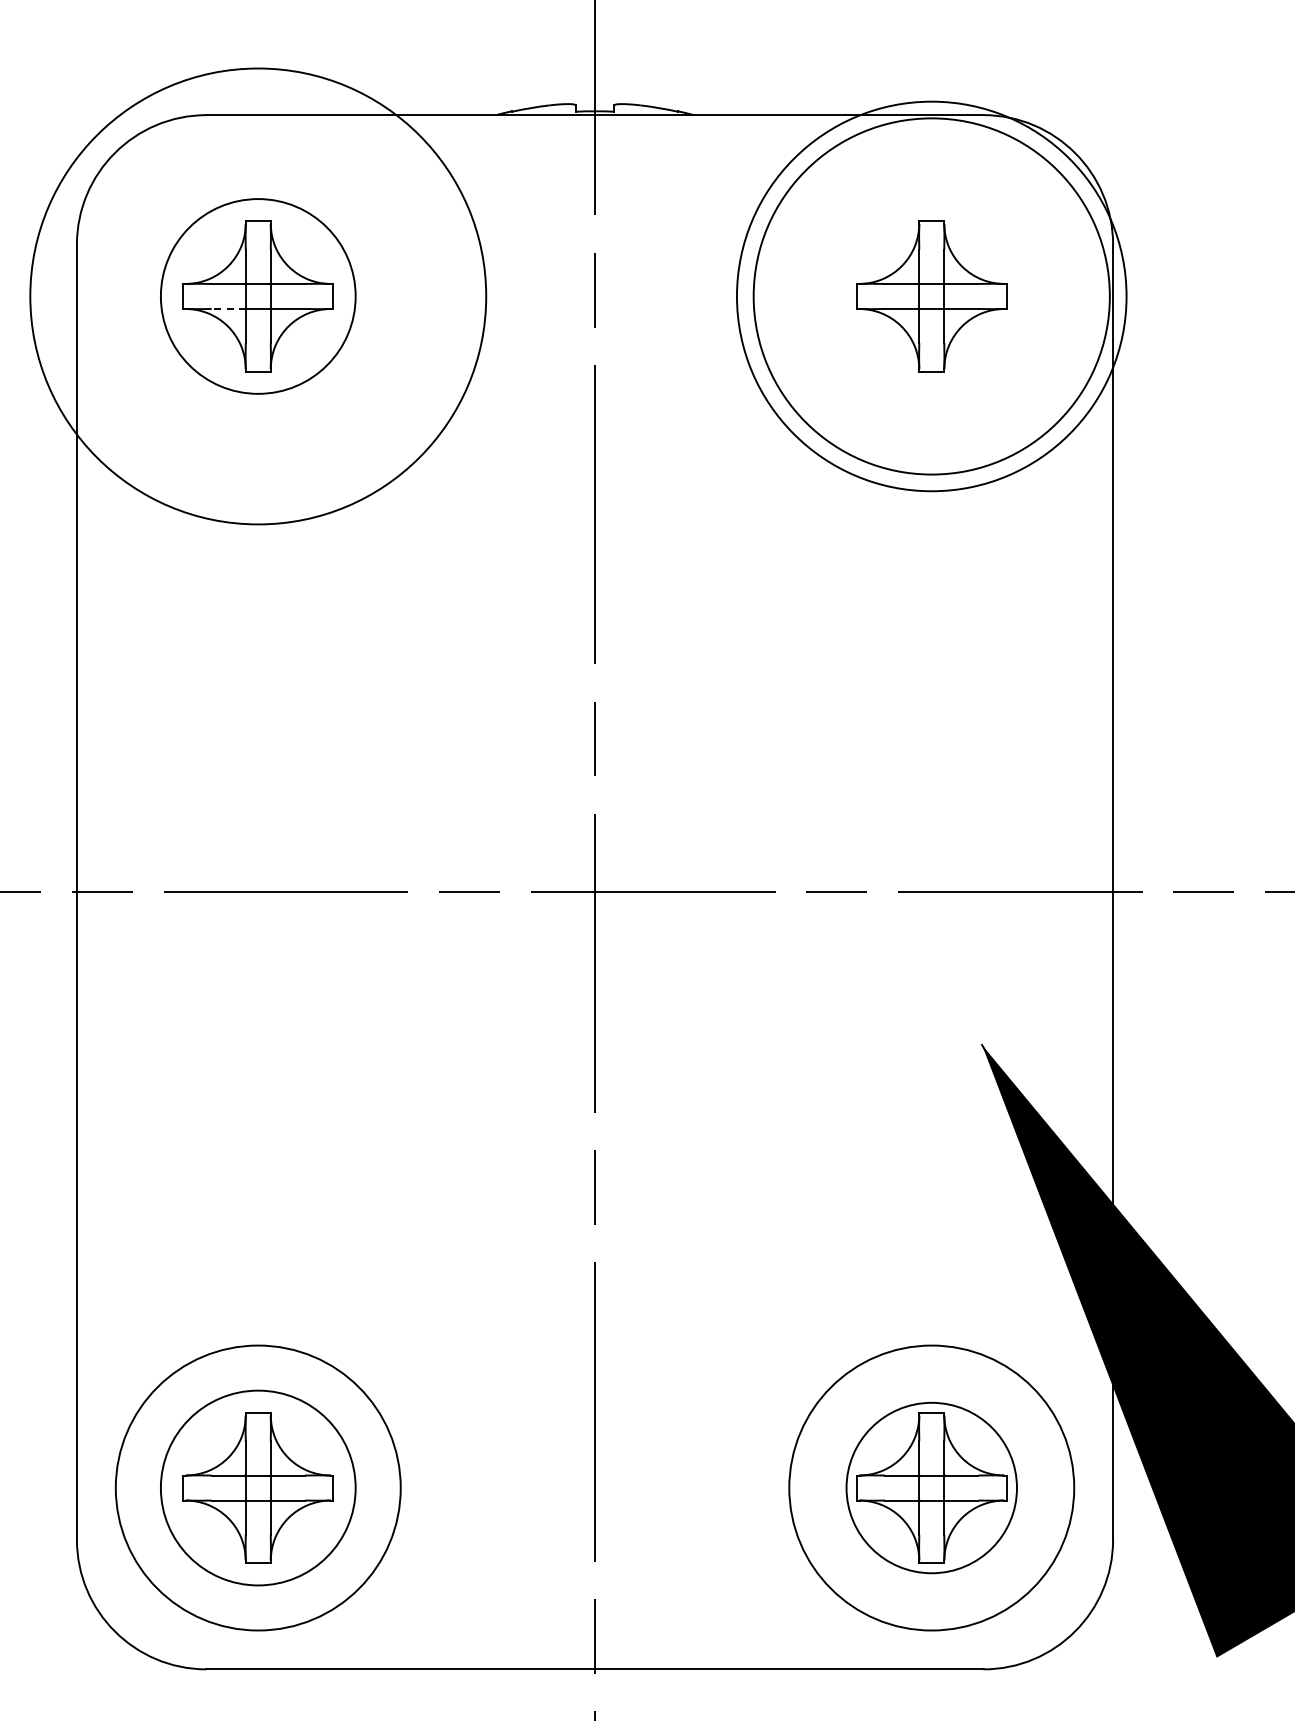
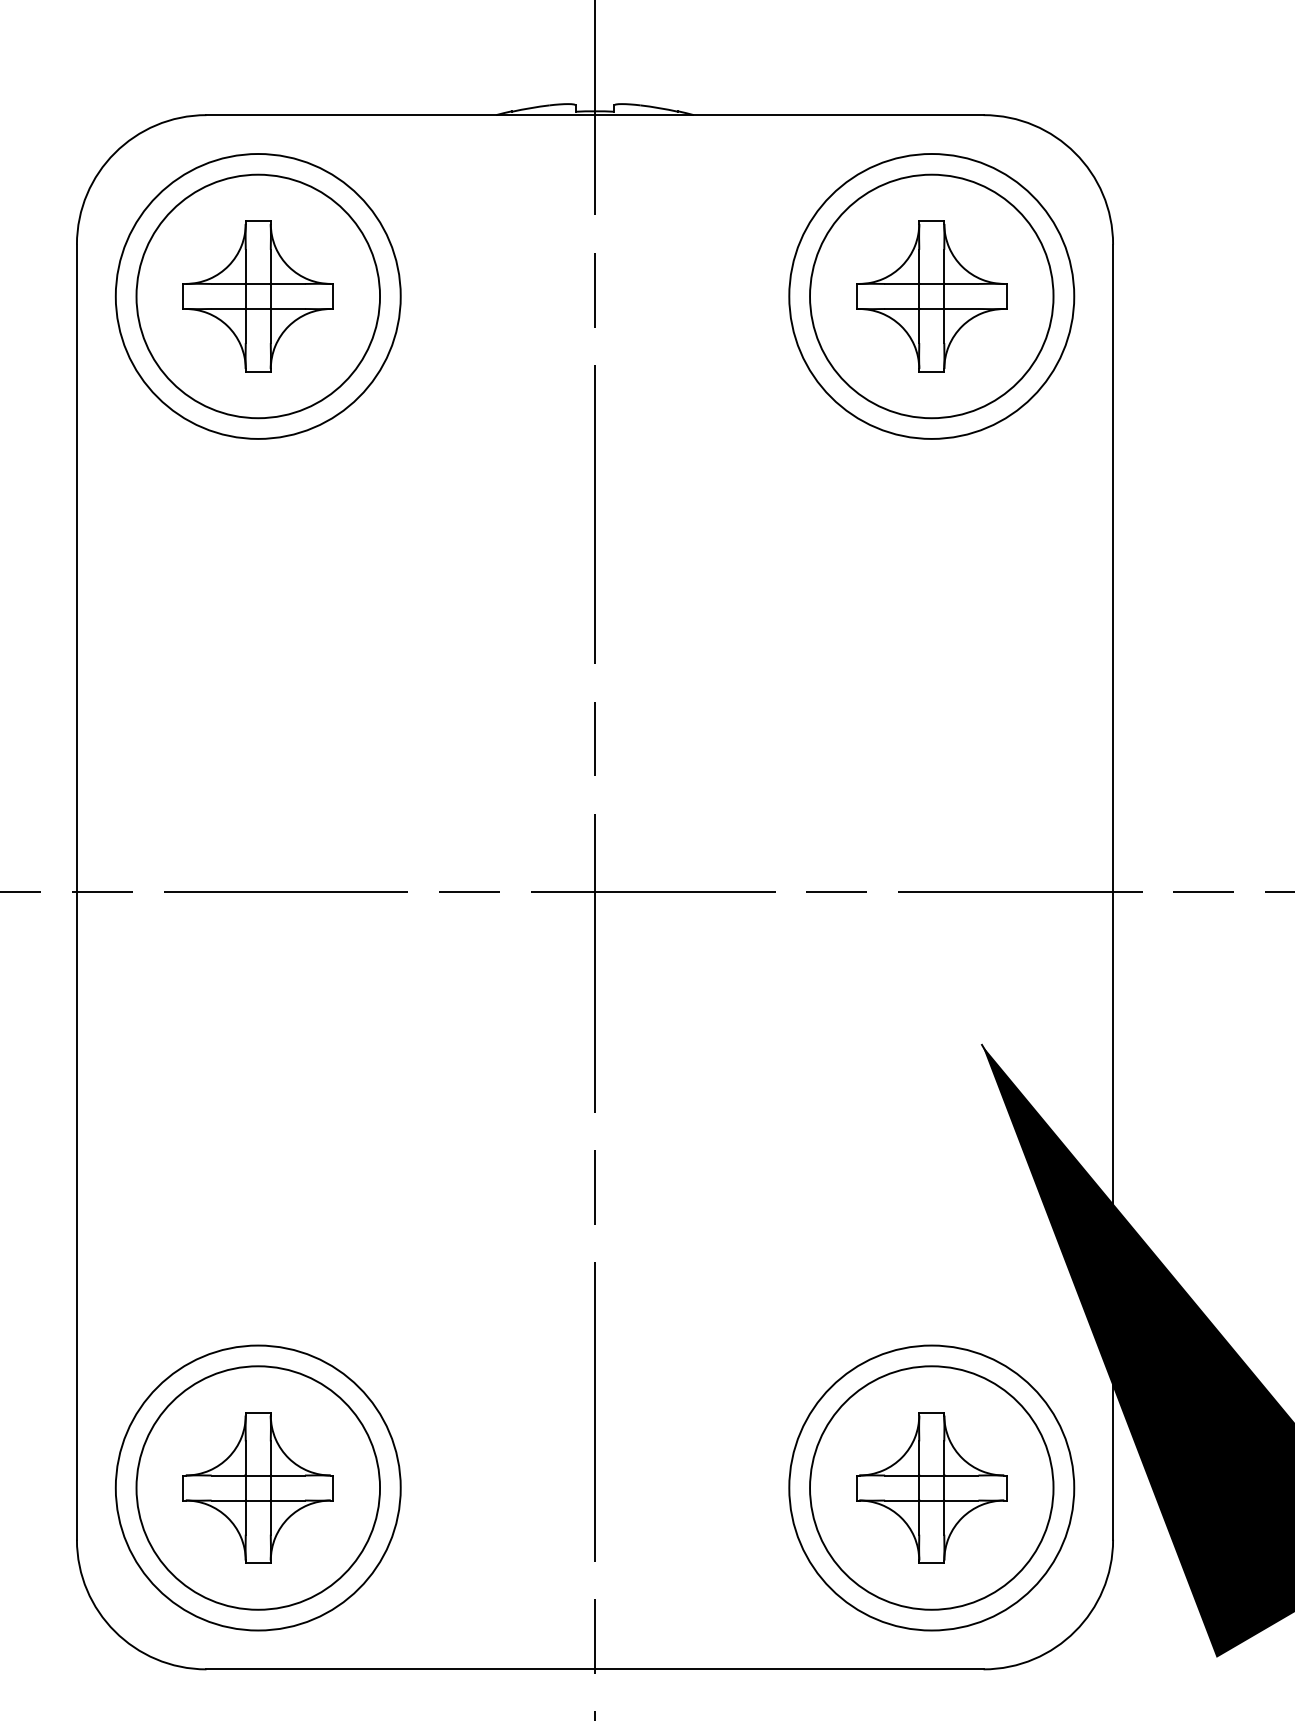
circle diameter: 195 px -> 243 px (258, 296)
circle diameter: 456 px -> 285 px (257, 296)
circle diameter: 356 px -> 285 px (931, 296)
circle diameter: 390 px -> 243 px (931, 296)
line: dashed -> solid (228, 309)
circle diameter: 195 px -> 243 px (258, 1487)
circle diameter: 170 px -> 243 px (931, 1487)
